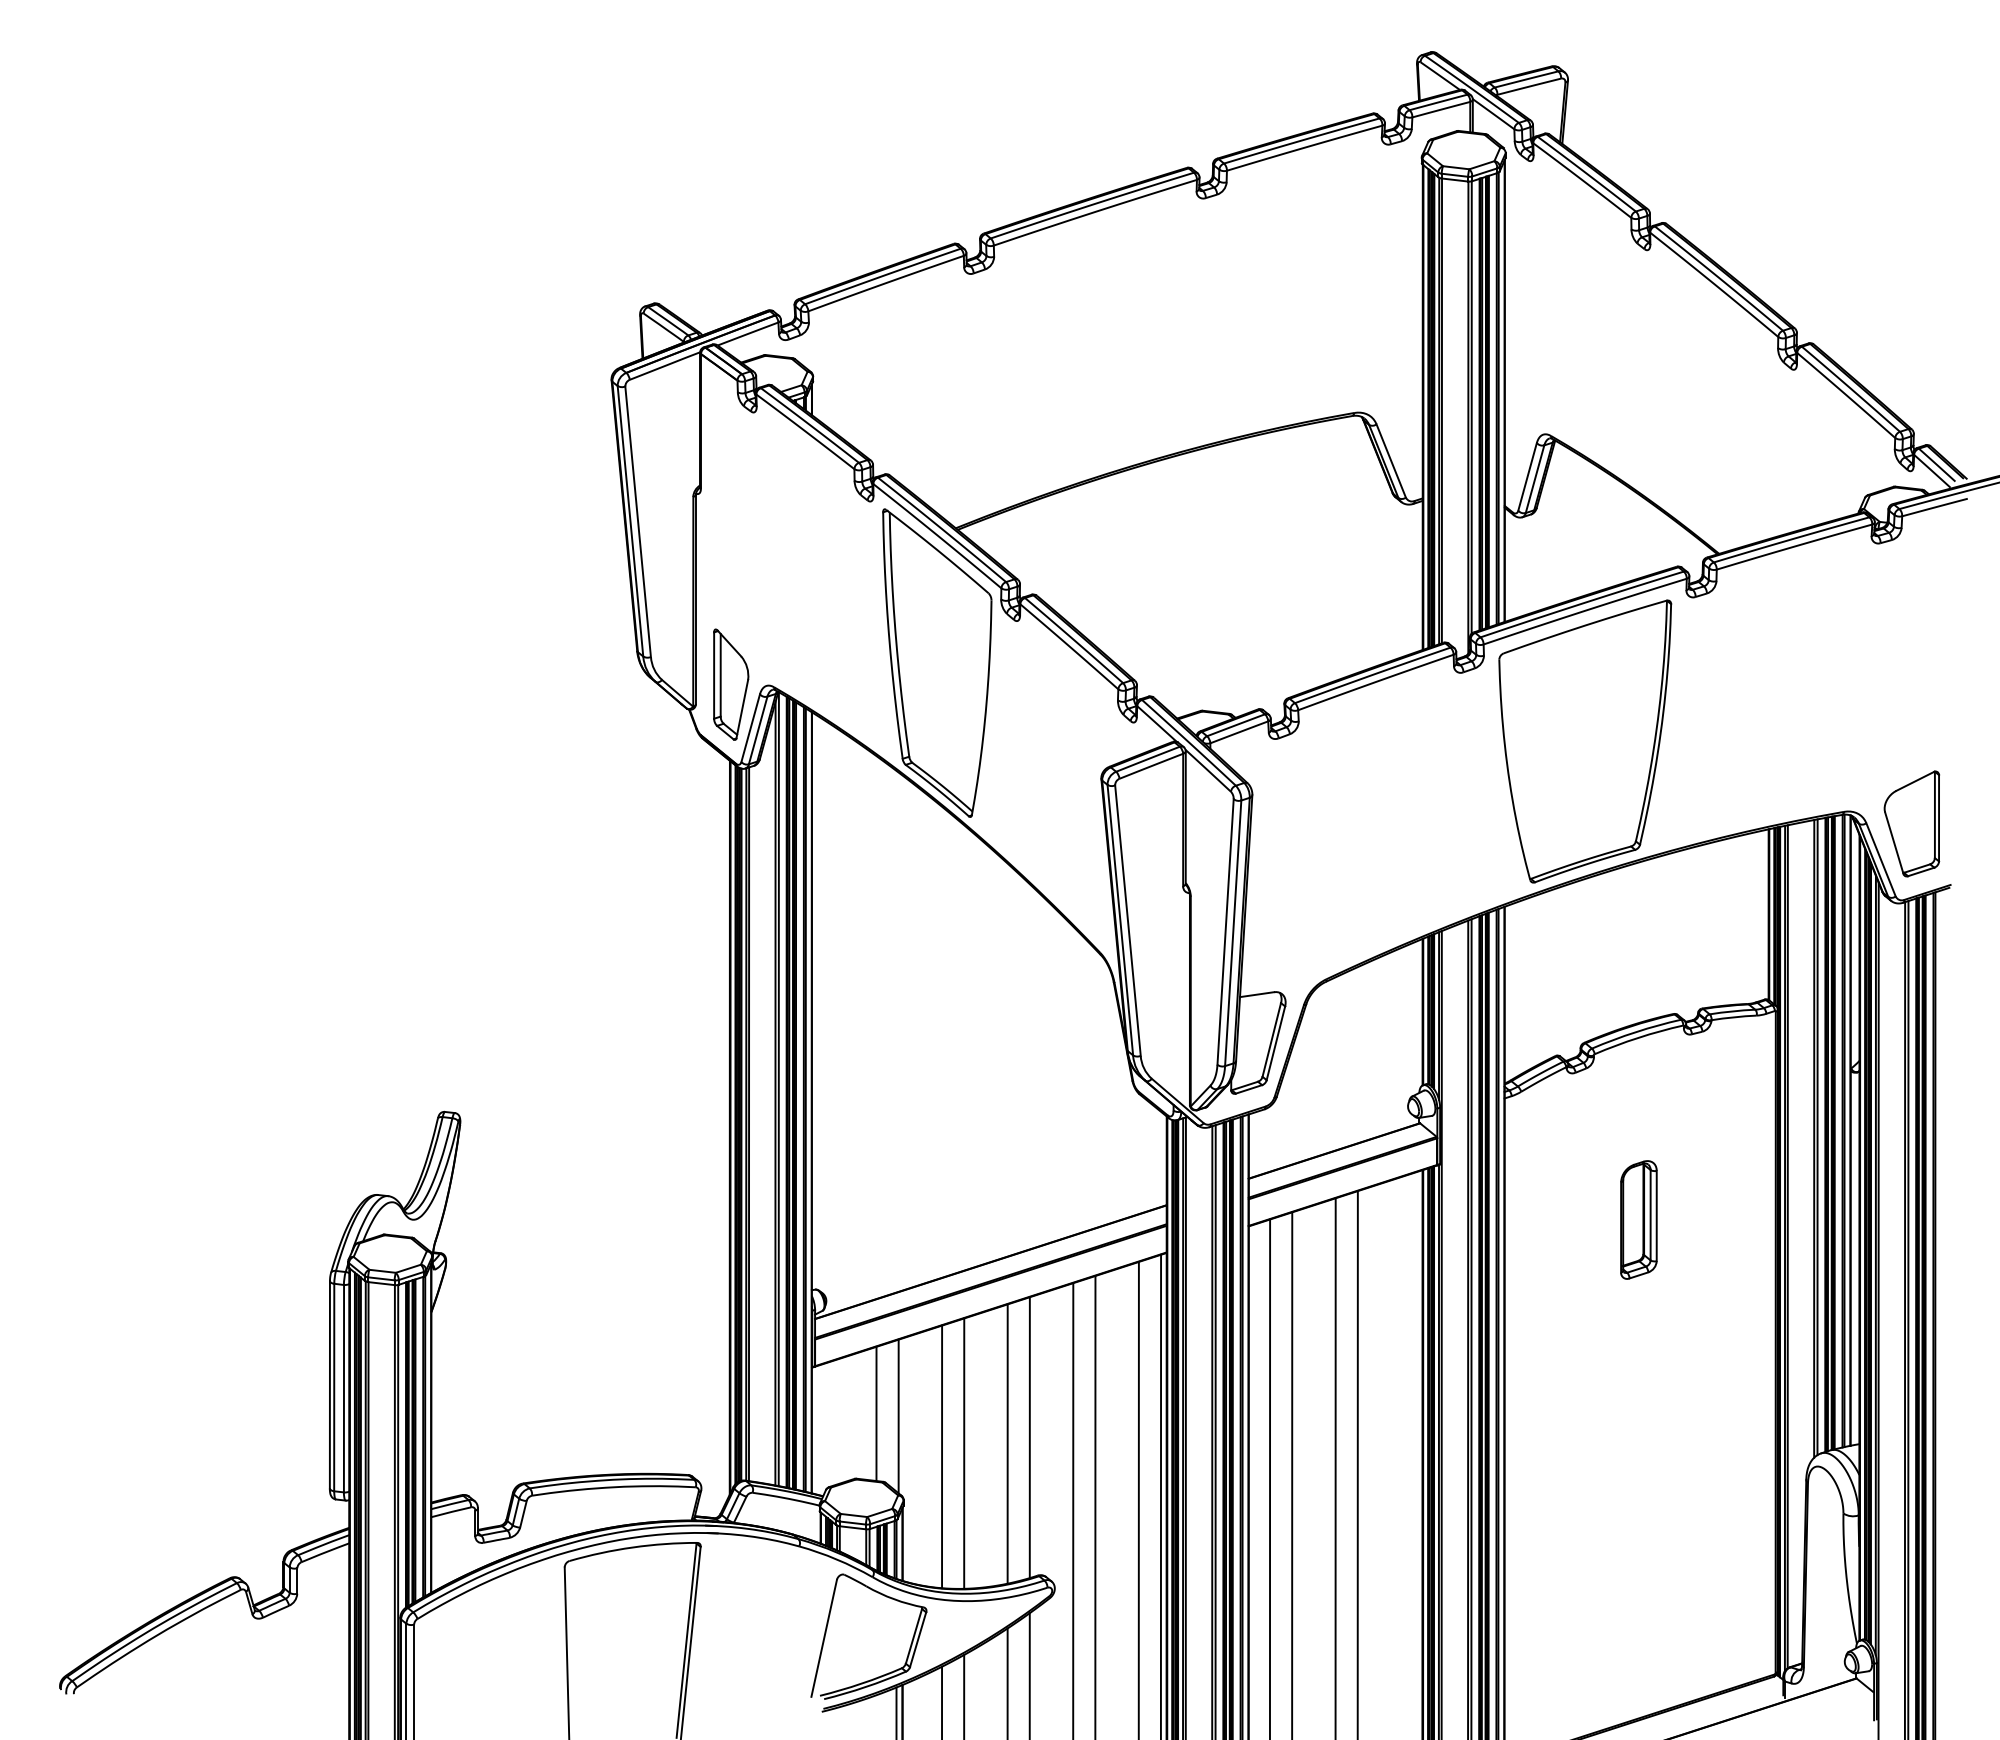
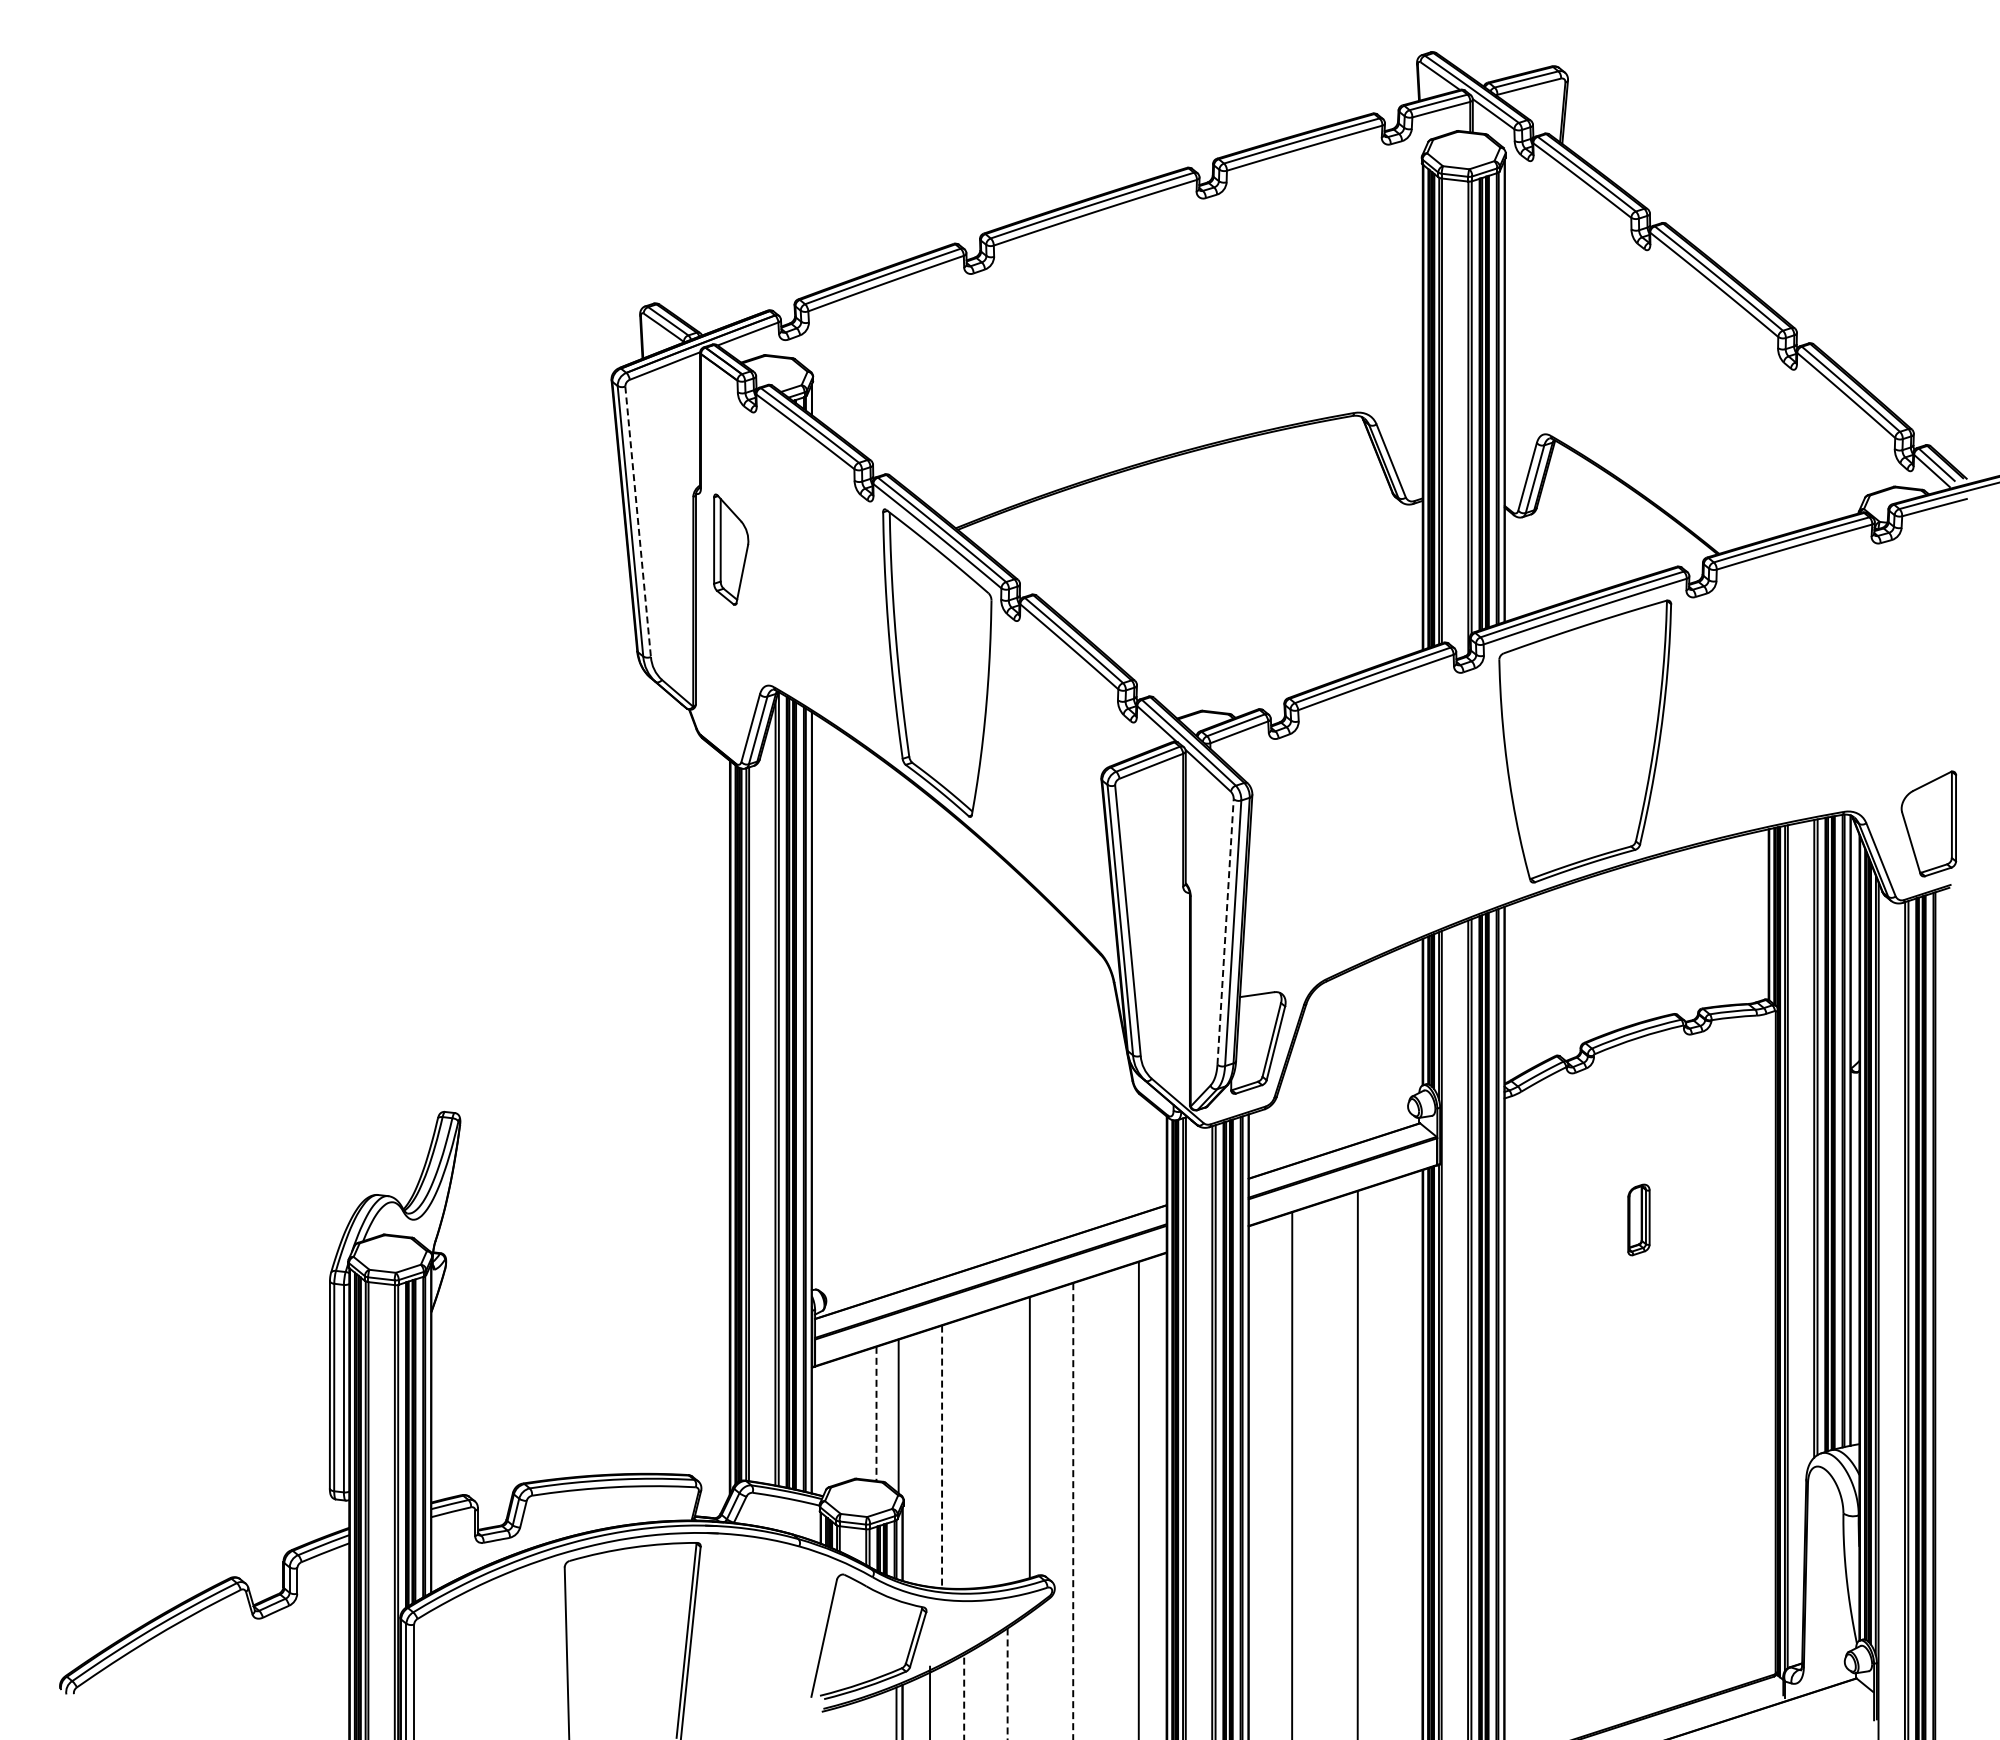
line: solid -> dashed (638, 521)
part position: (731, 684) -> (731, 549) (731, 549)
part position: (1911, 823) -> (1928, 823) (1928, 823)
line: solid -> dashed (1225, 931)
part size: 38x120 px -> 24x74 px (1638, 1219)
line: solid -> dashed (876, 1414)
line: present -> none (1007, 1443)
line: present -> none (964, 1453)
line: solid -> dashed (942, 1457)
line: present -> none (1335, 1467)
line: present -> none (1269, 1477)
line: present -> none (1160, 1495)
line: present -> none (1095, 1505)
line: solid -> dashed (1073, 1511)
line: present -> none (1029, 1674)
line: solid -> dashed (1007, 1684)
line: solid -> dashed (964, 1696)
line position: (942, 1701) -> (930, 1701) (930, 1701)
